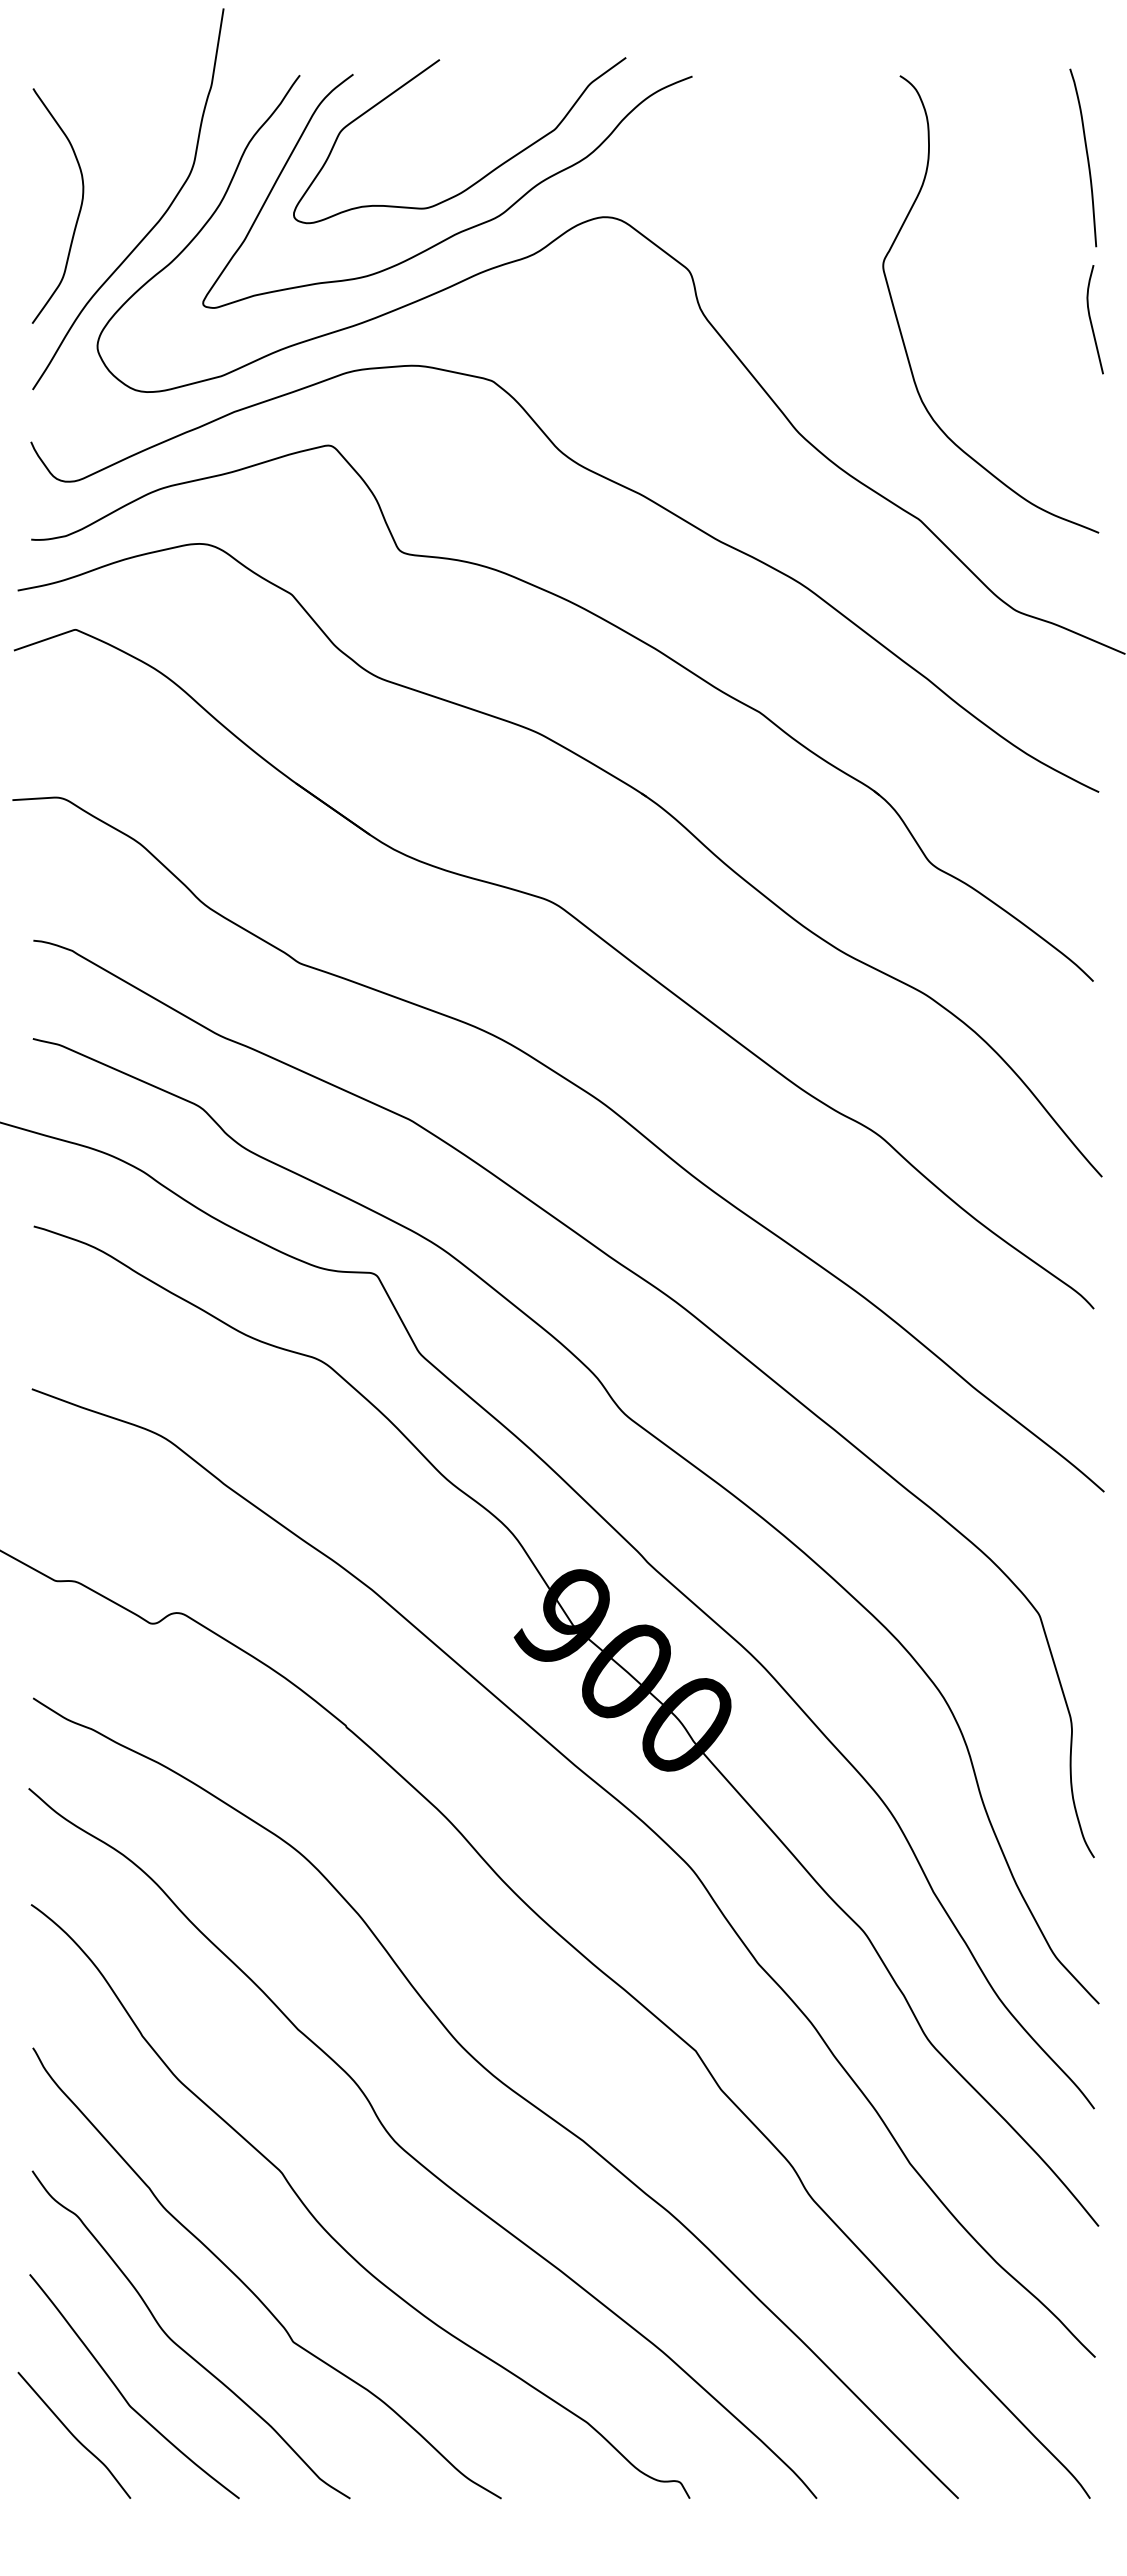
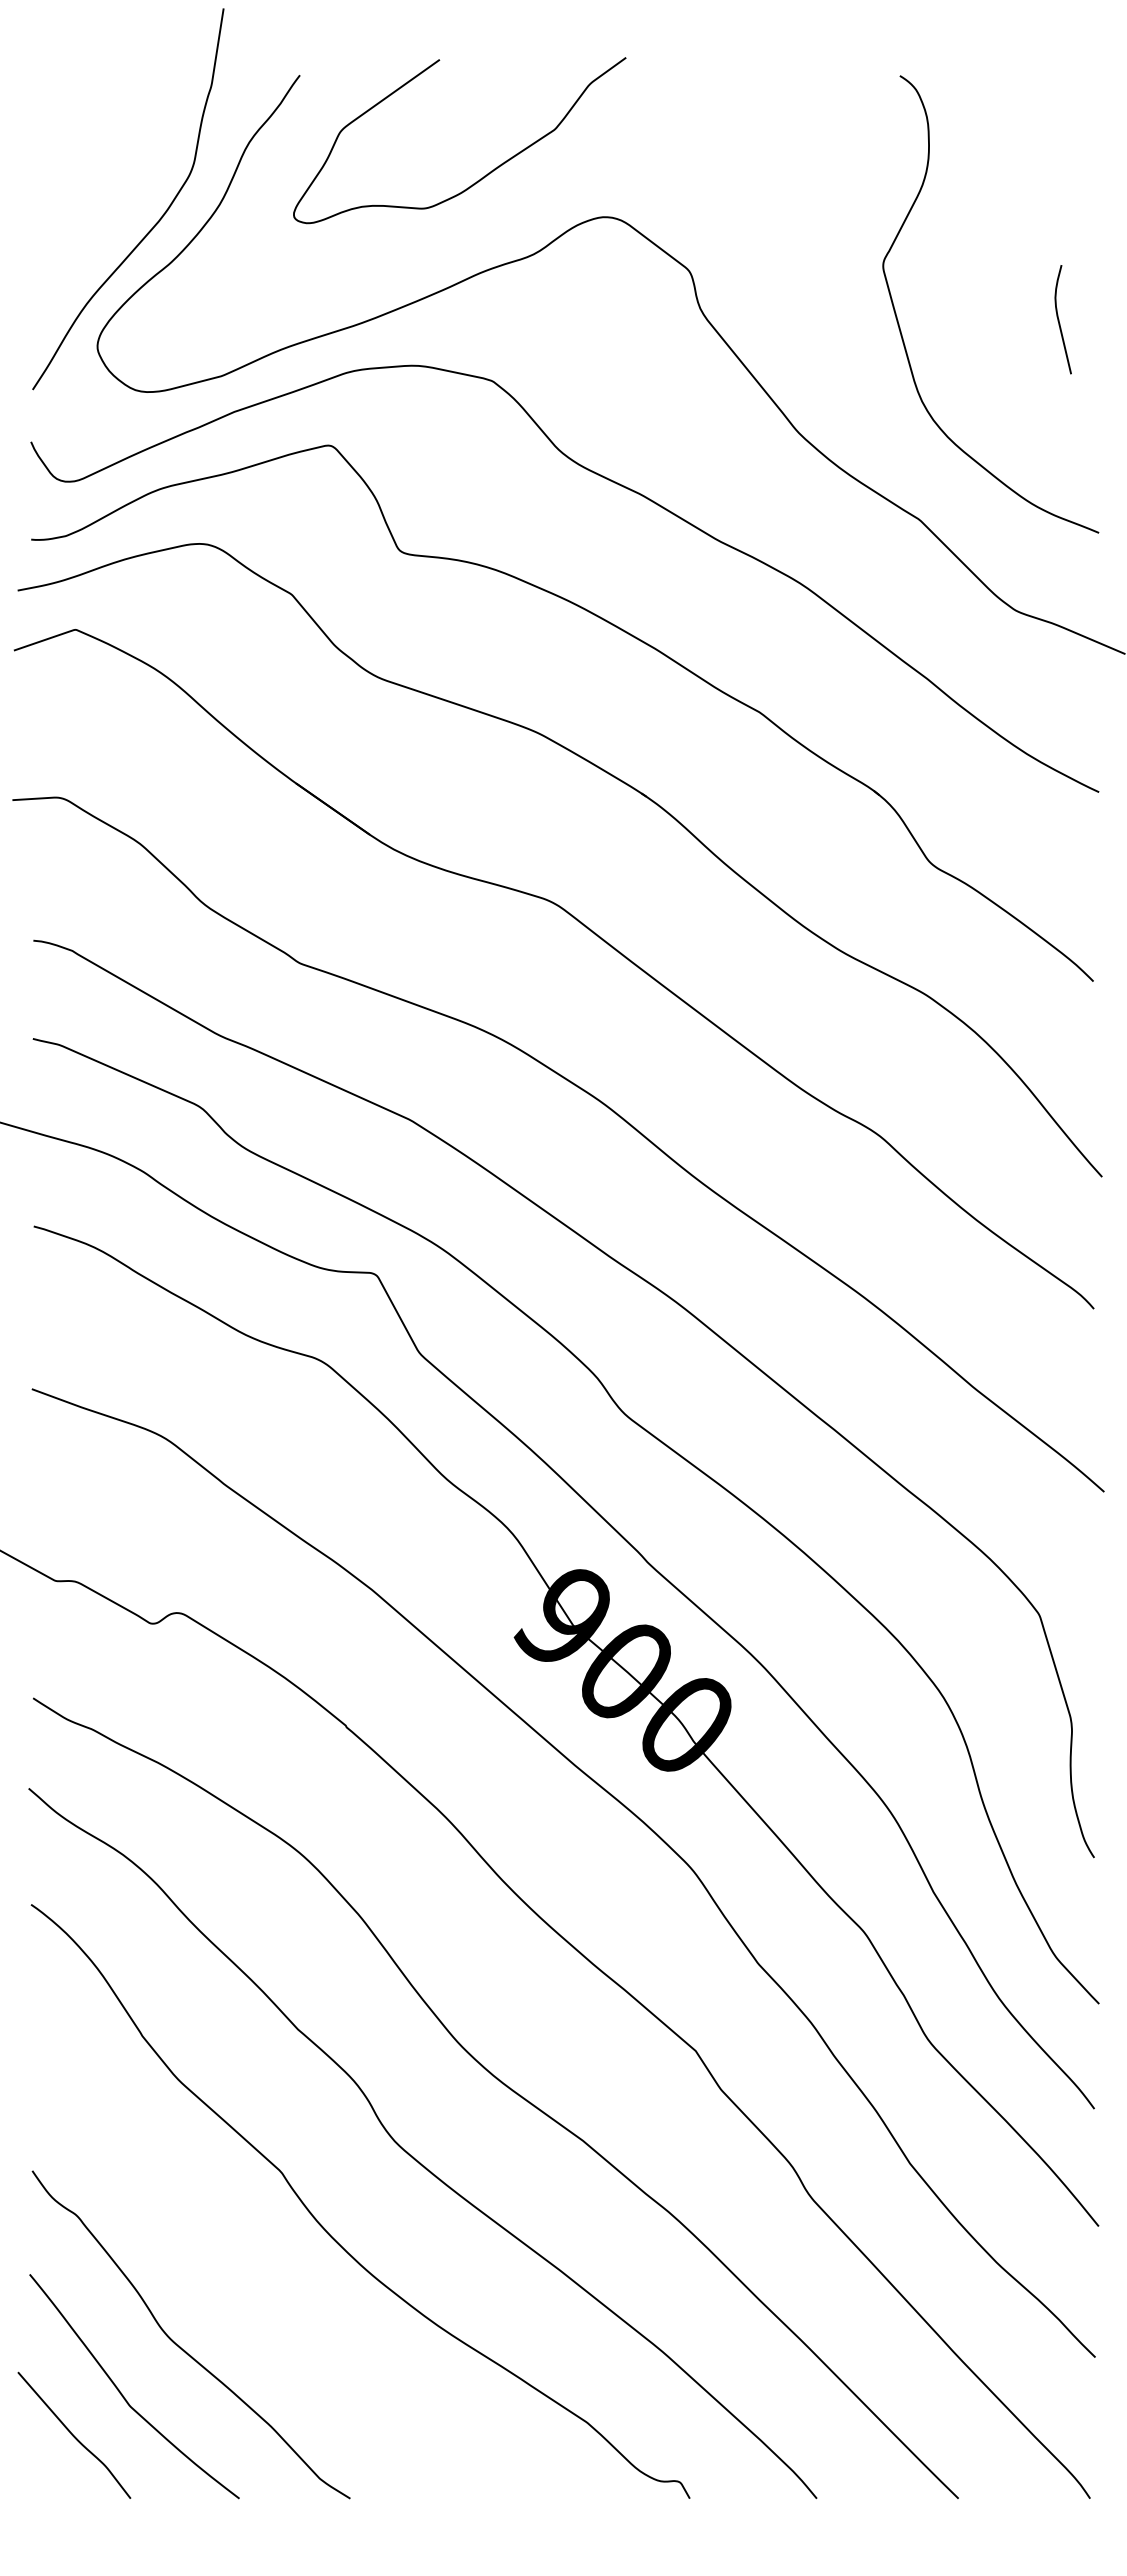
curve: present -> none (1086, 157)
curve: present -> none (78, 212)
curve: present -> none (461, 230)
curve position: (1091, 319) -> (1059, 319) (1059, 319)
curve: present -> none (250, 2288)
